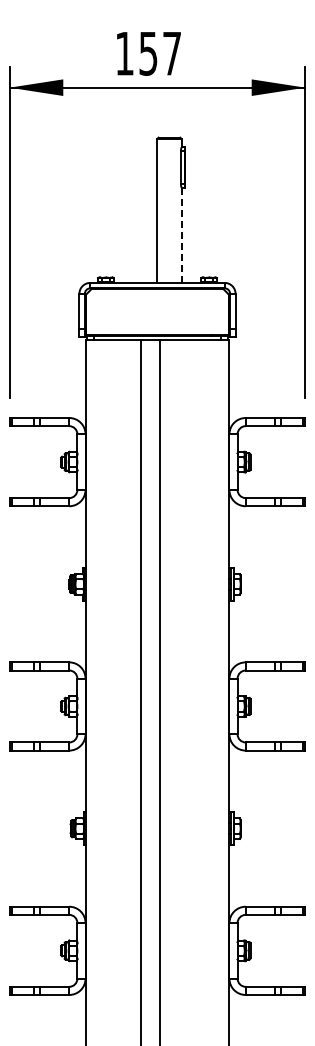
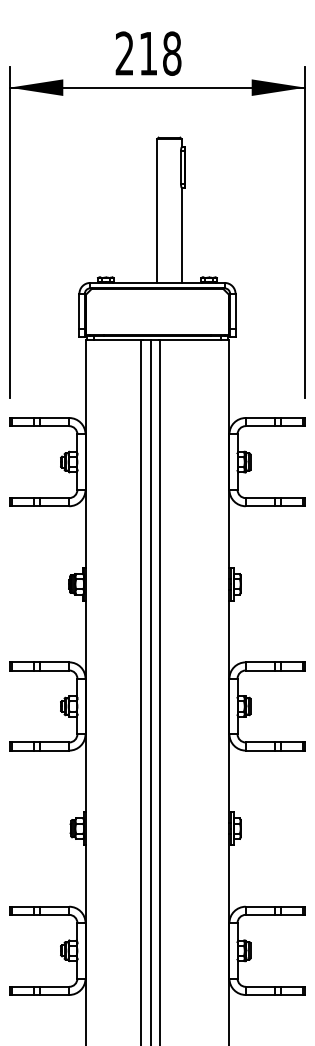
text: 157 -> 218 (148, 53)
line: dashed -> solid (181, 235)
line: none -> present (150, 690)
